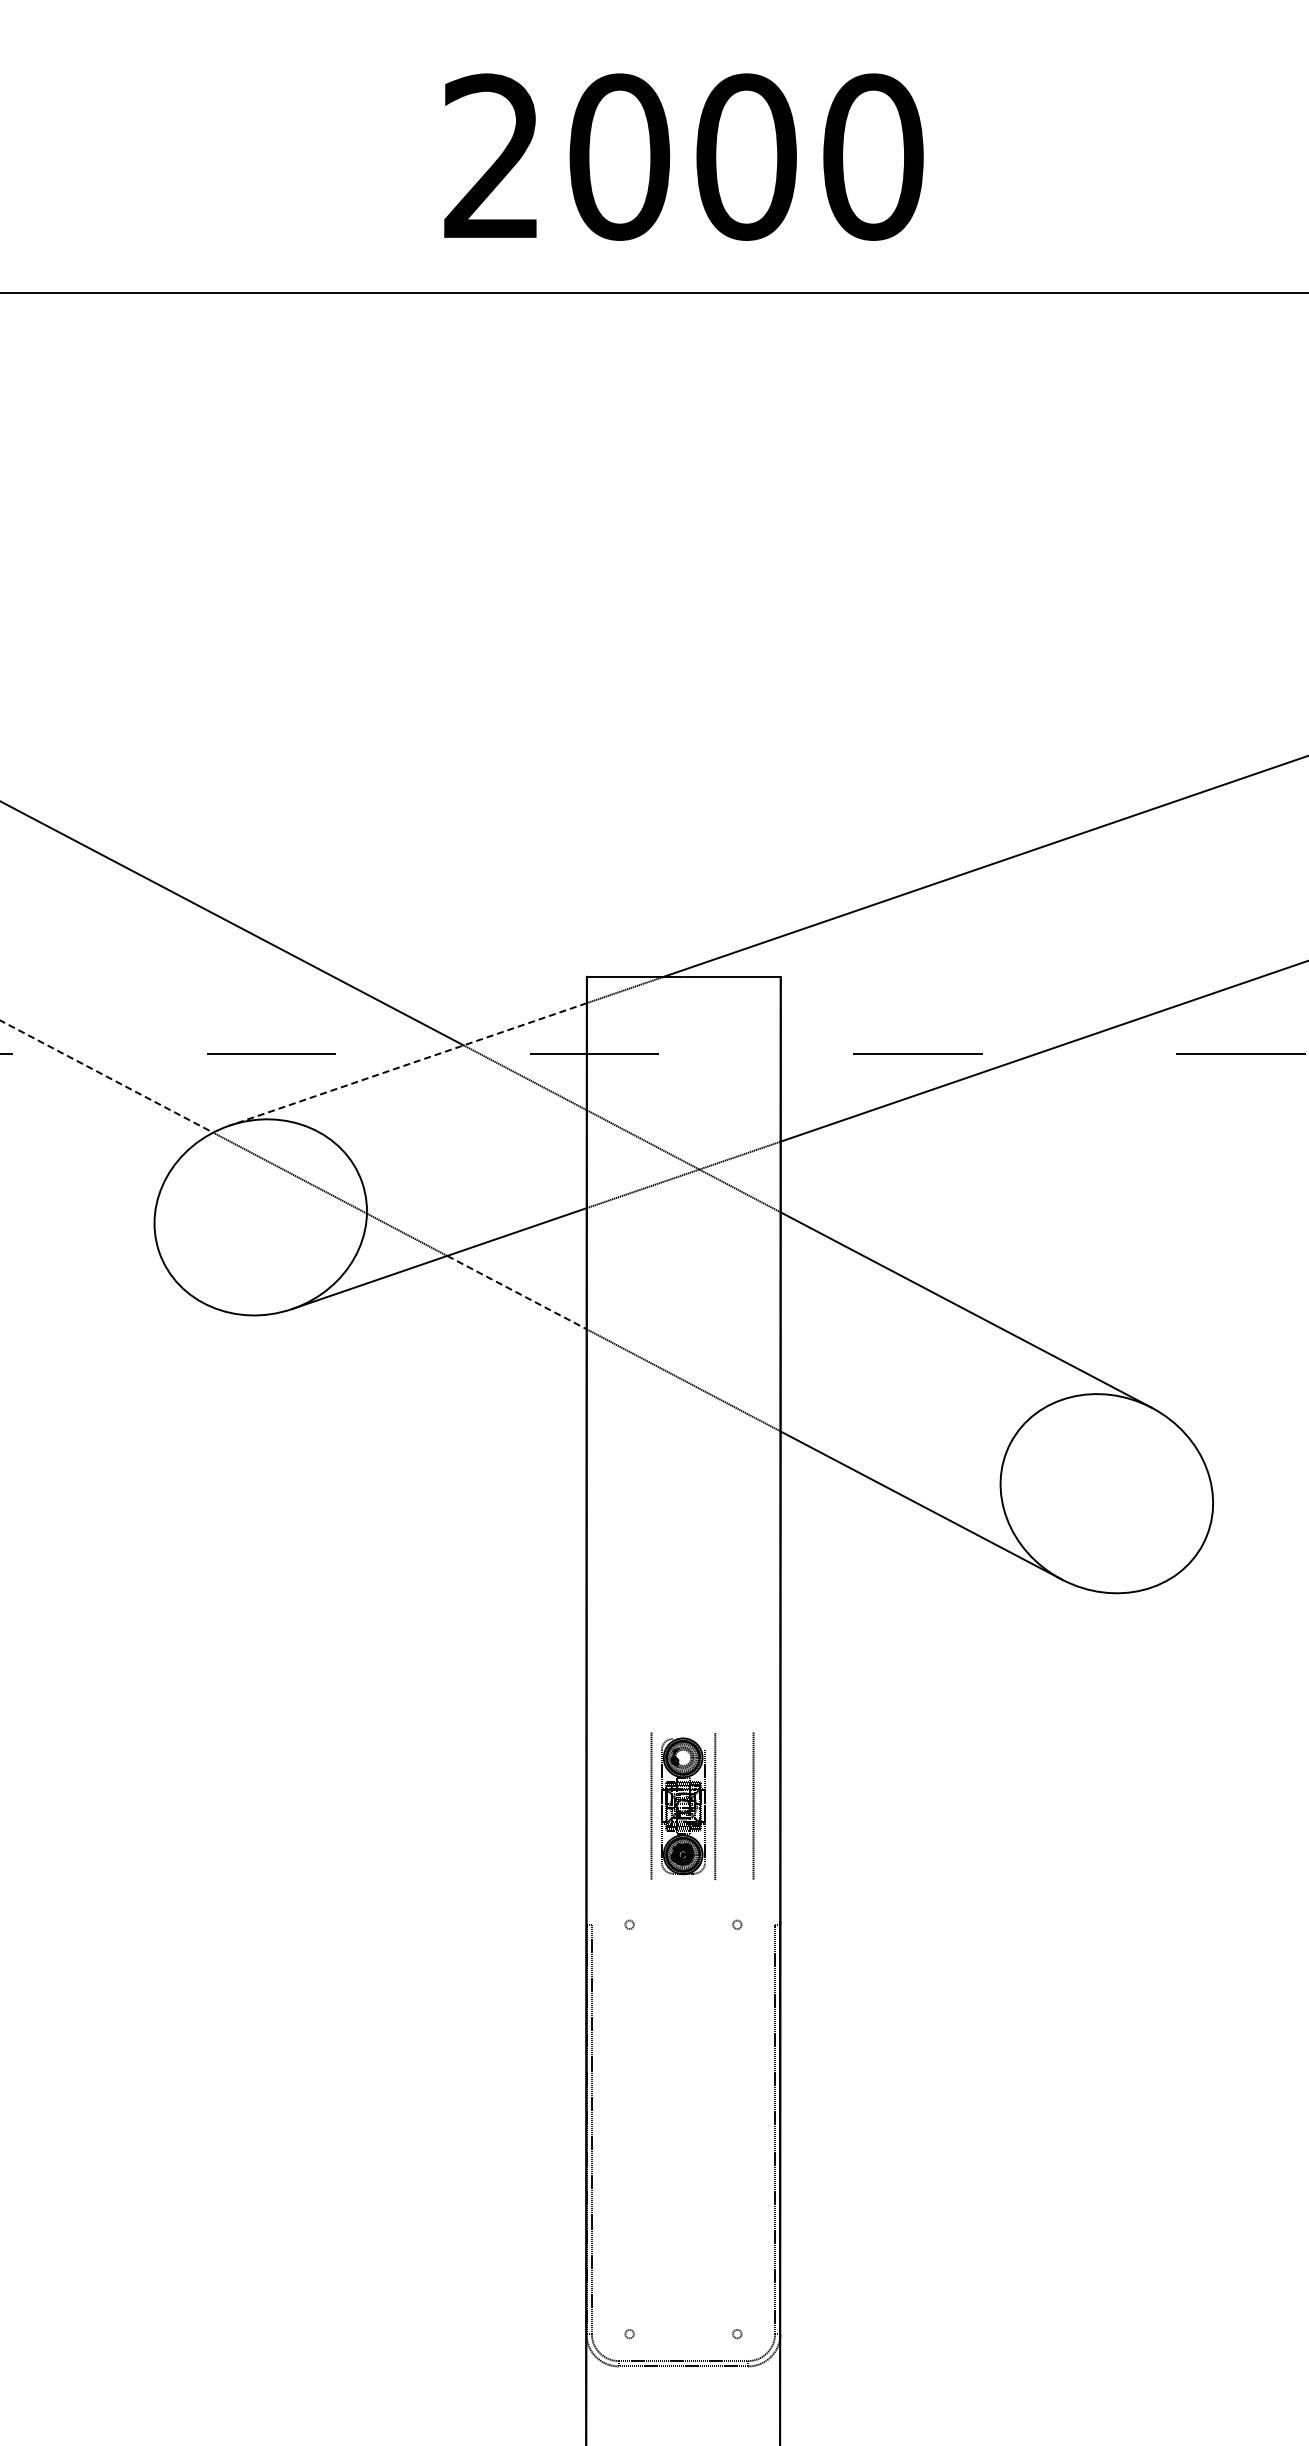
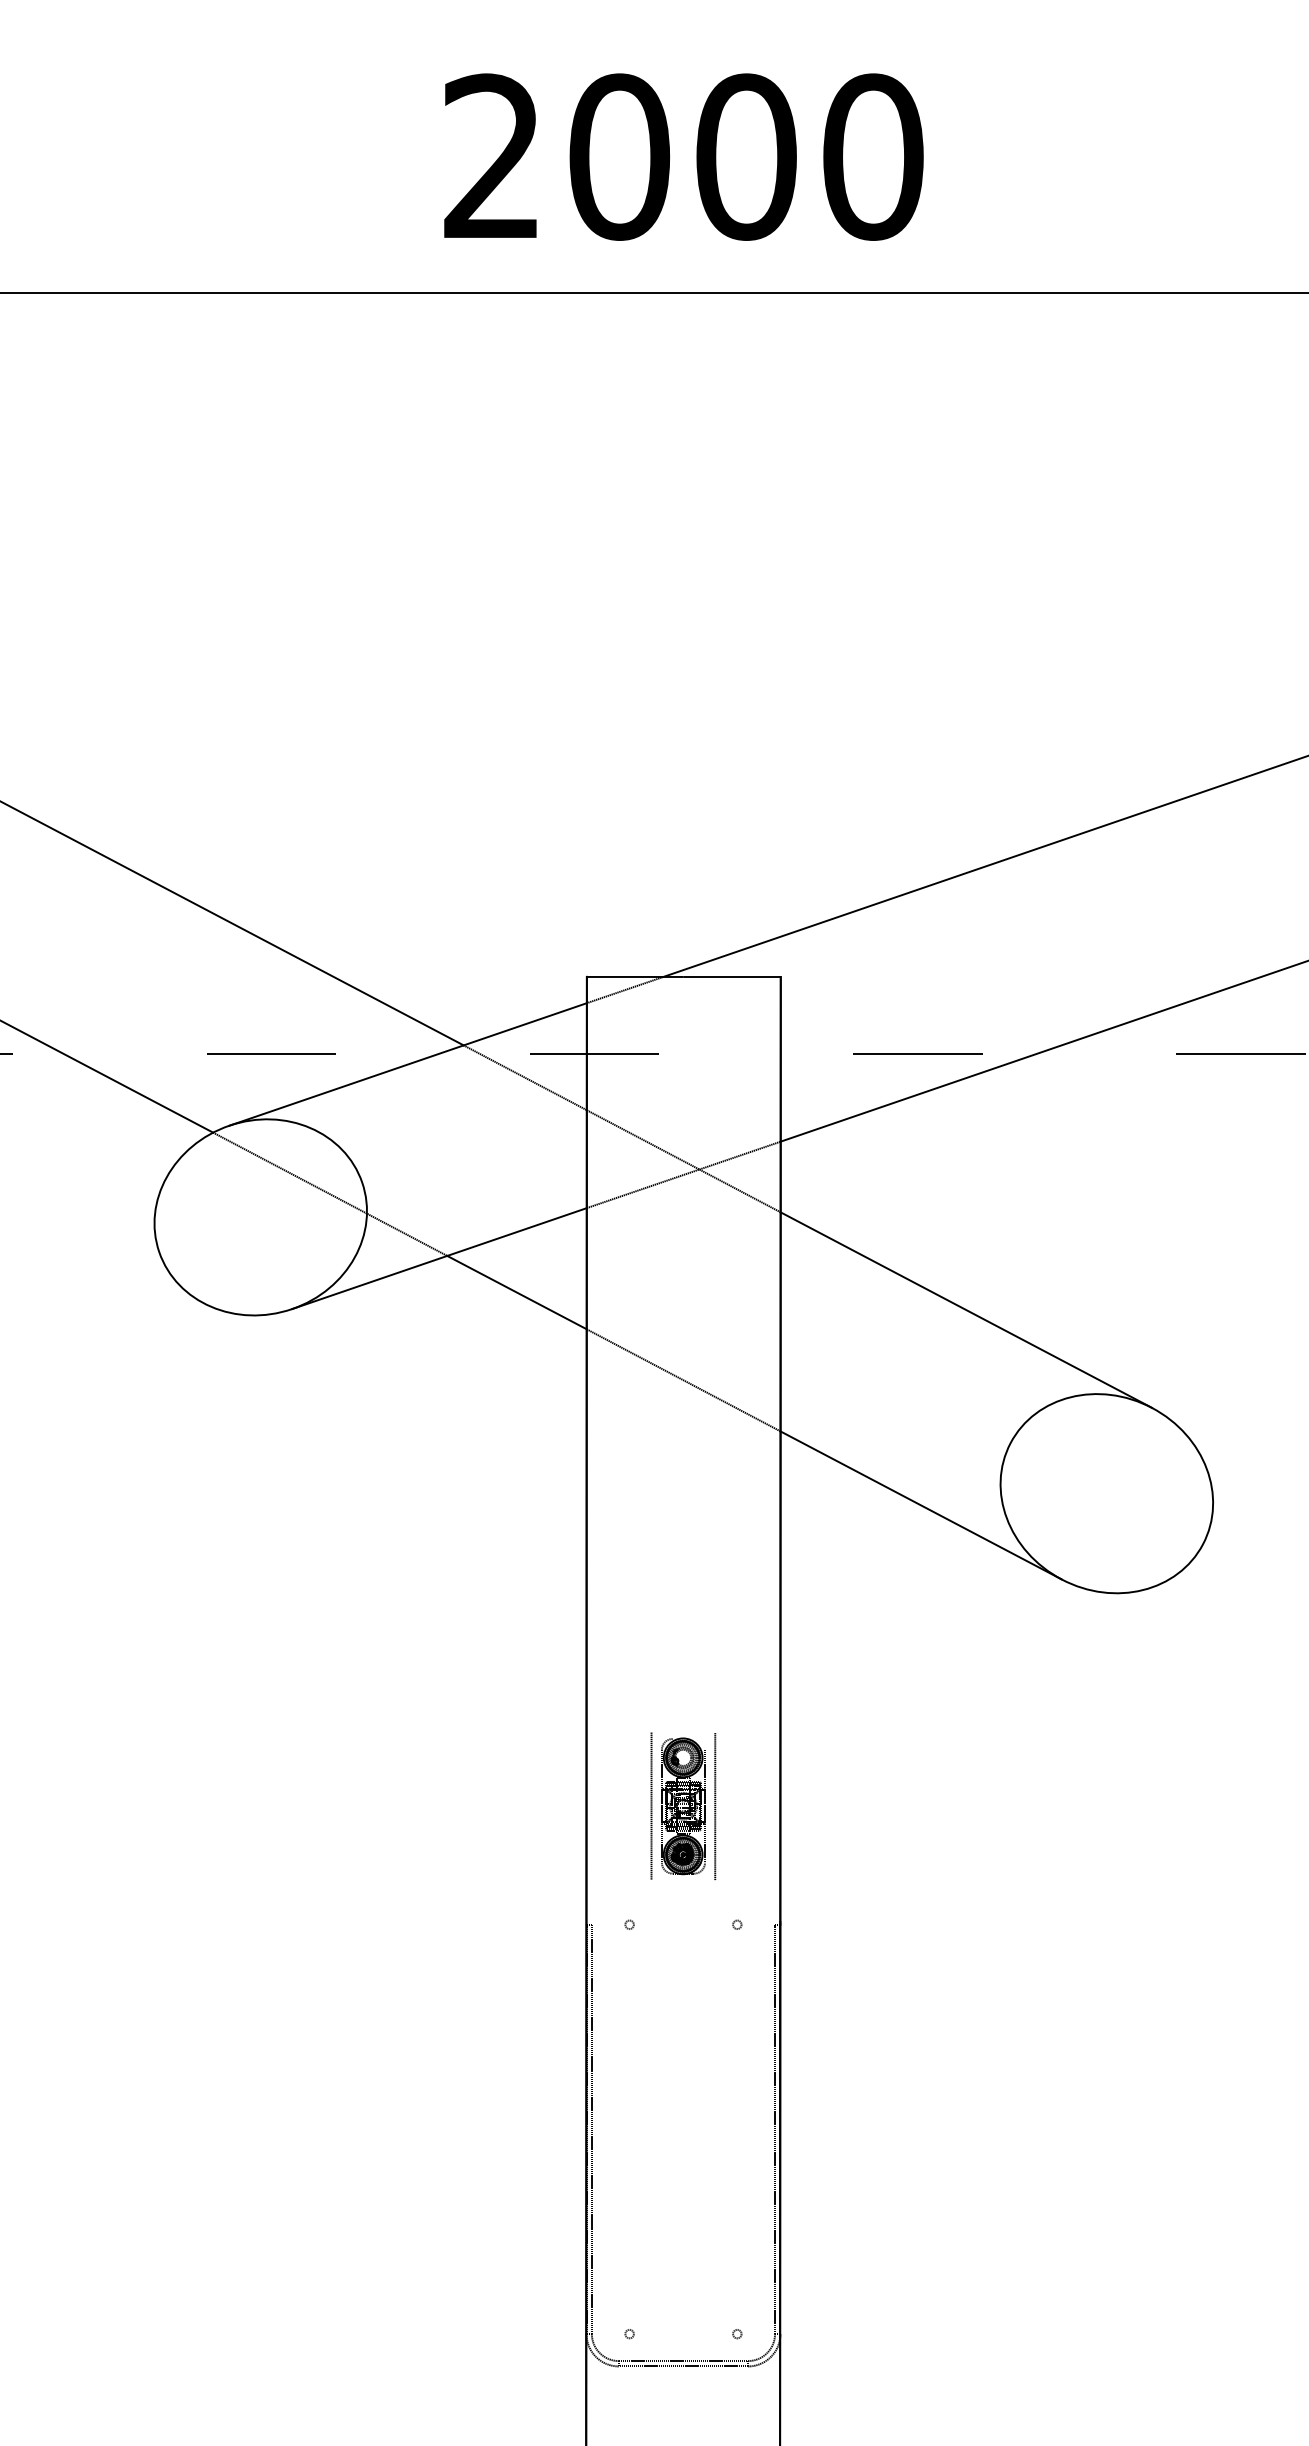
line: dashed -> solid (408, 1064)
line: dashed -> solid (107, 1076)
line: dashed -> solid (517, 1292)
line: present -> none (753, 1805)
